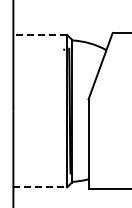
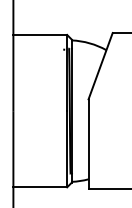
line: dashed -> solid (40, 34)
line: dashed -> solid (40, 187)
